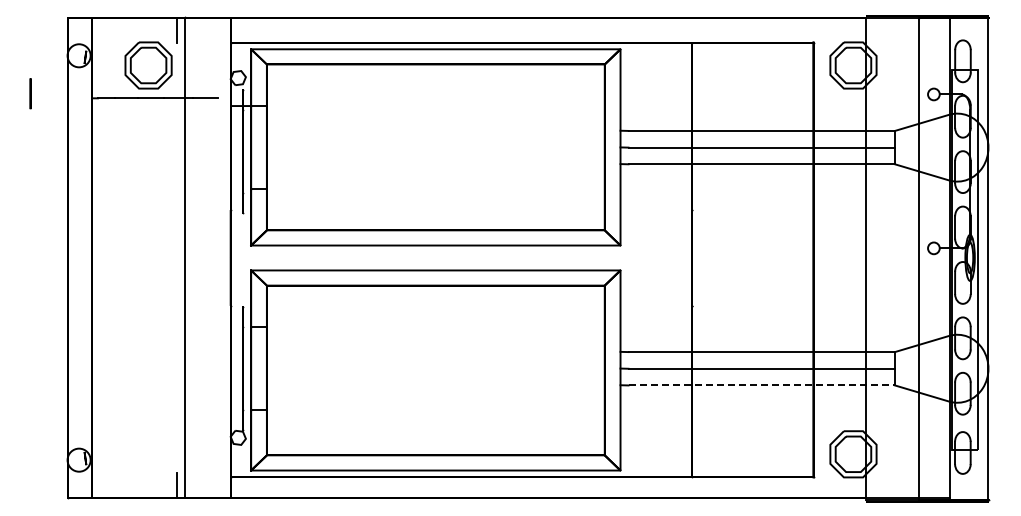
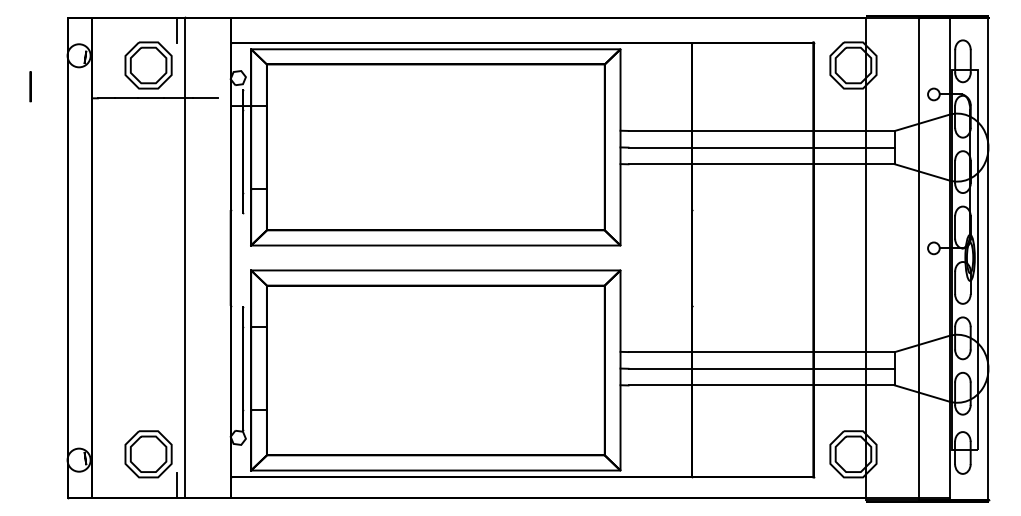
circle position: (30, 93) -> (30, 86) (30, 86)
line: dashed -> solid (762, 385)
part: none -> present (148, 454)
